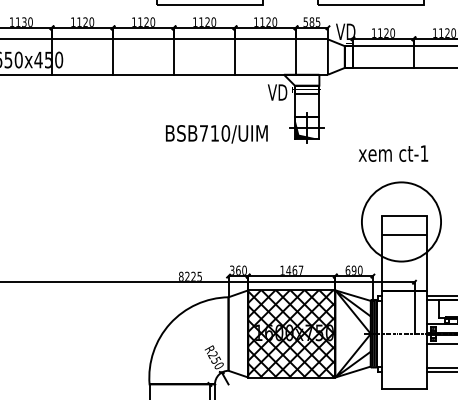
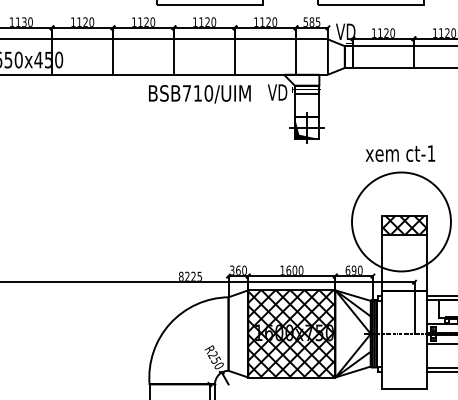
text position: (216, 134) -> (199, 94) (199, 94)
text position: (393, 153) -> (400, 153) (400, 153)
circle diameter: 79 px -> 99 px (401, 221)
hatch: none -> present (404, 225)
text: 1467 -> 1600 (294, 269)
